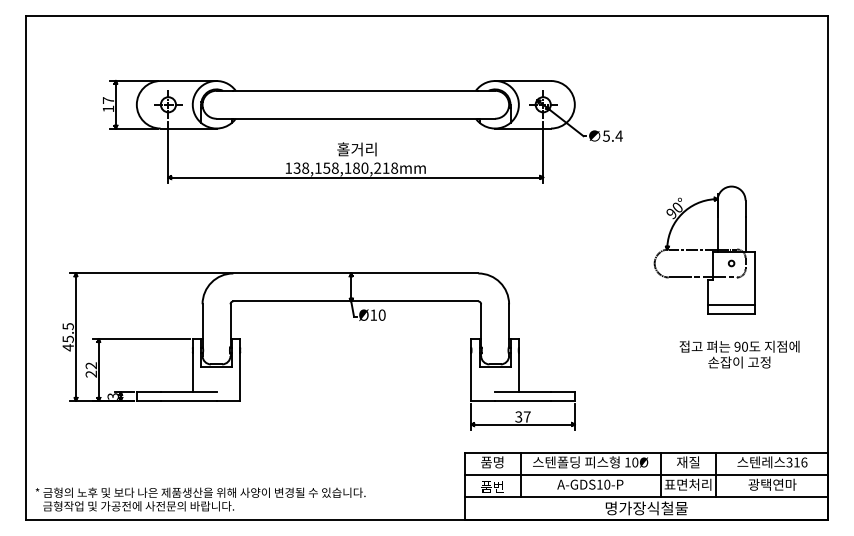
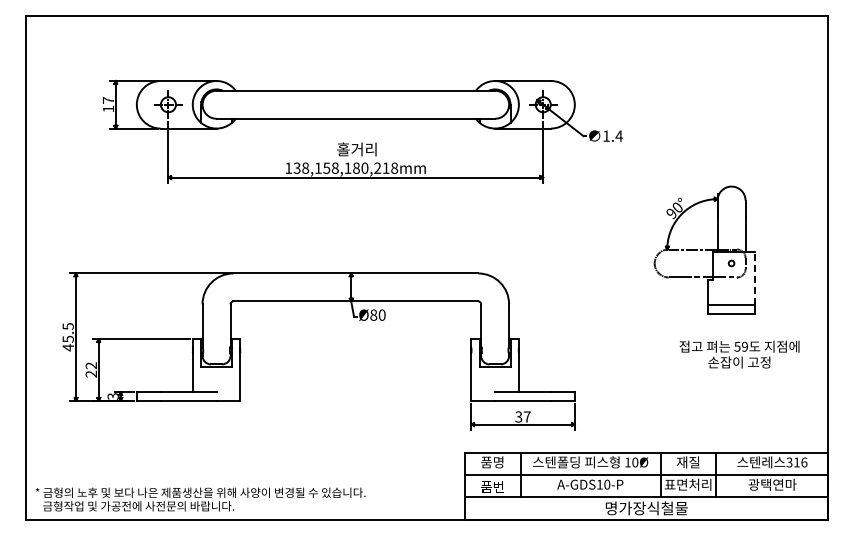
text: 5.4 -> 1.4 (606, 135)
line: solid -> dashed (755, 278)
text: Ø10 -> Ø80 (373, 314)
text: 90 -> 59 (740, 346)
